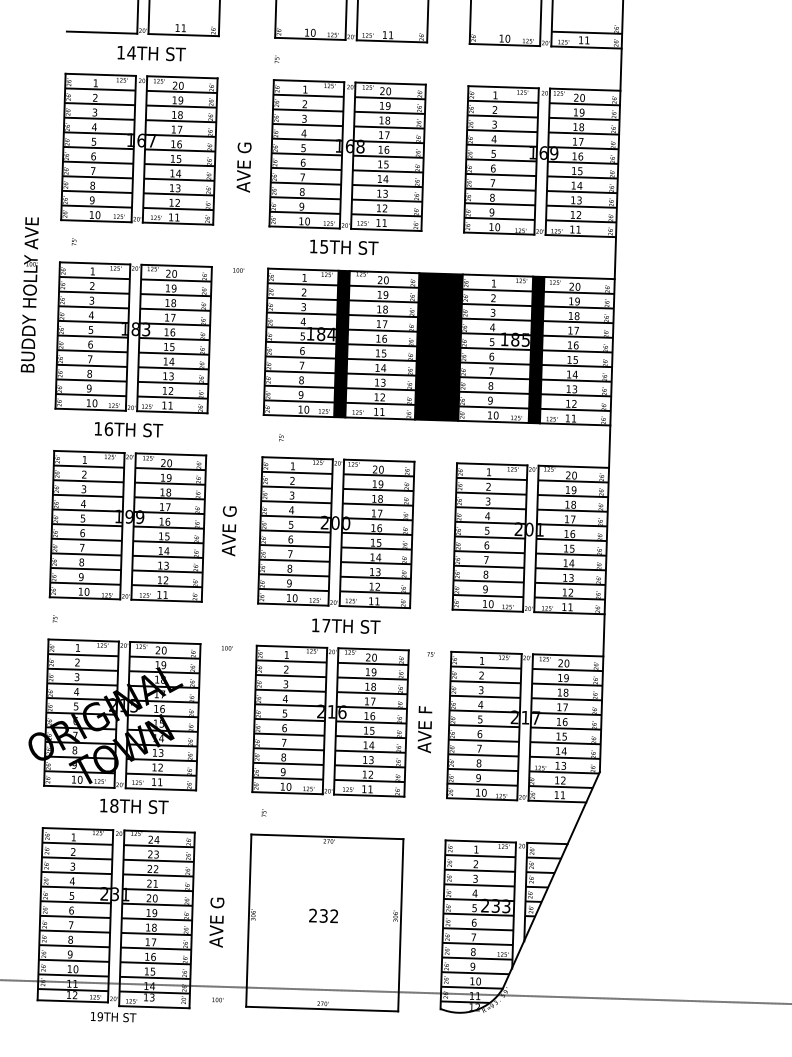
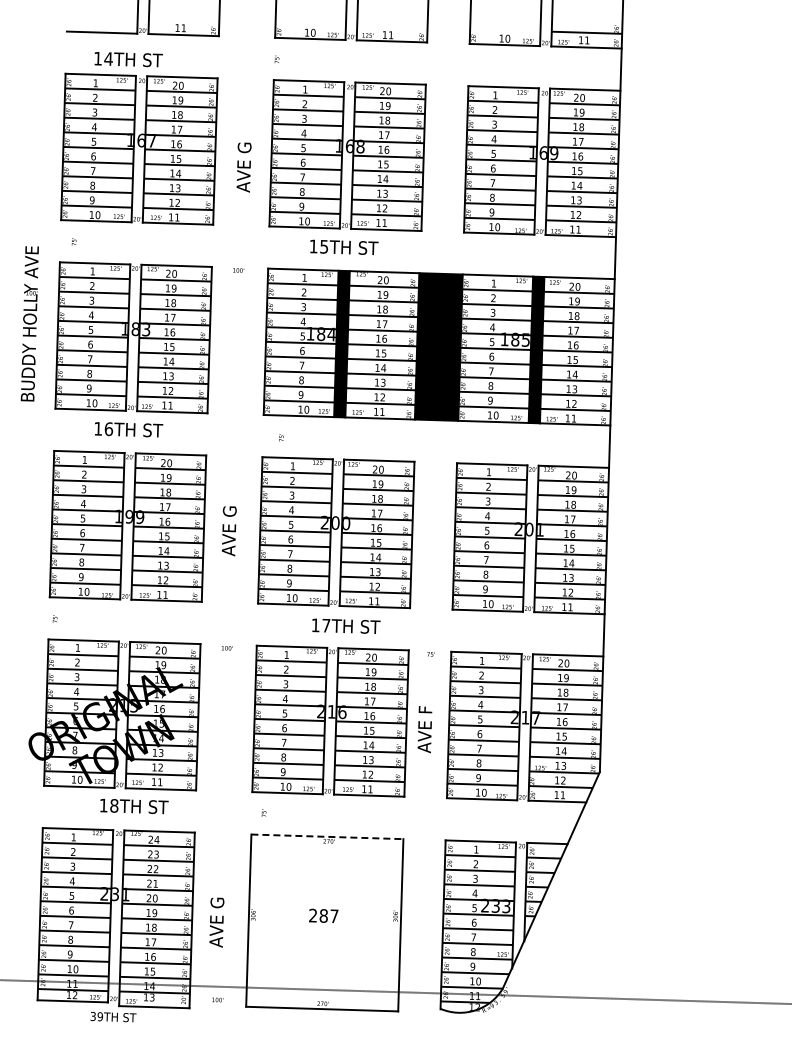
text position: (151, 53) -> (128, 59) (128, 59)
text position: (29, 294) -> (29, 323) (29, 323)
line: solid -> dashed (327, 836)
text: 232 -> 287 (328, 916)
text: 19TH -> 39TH (92, 1016)
